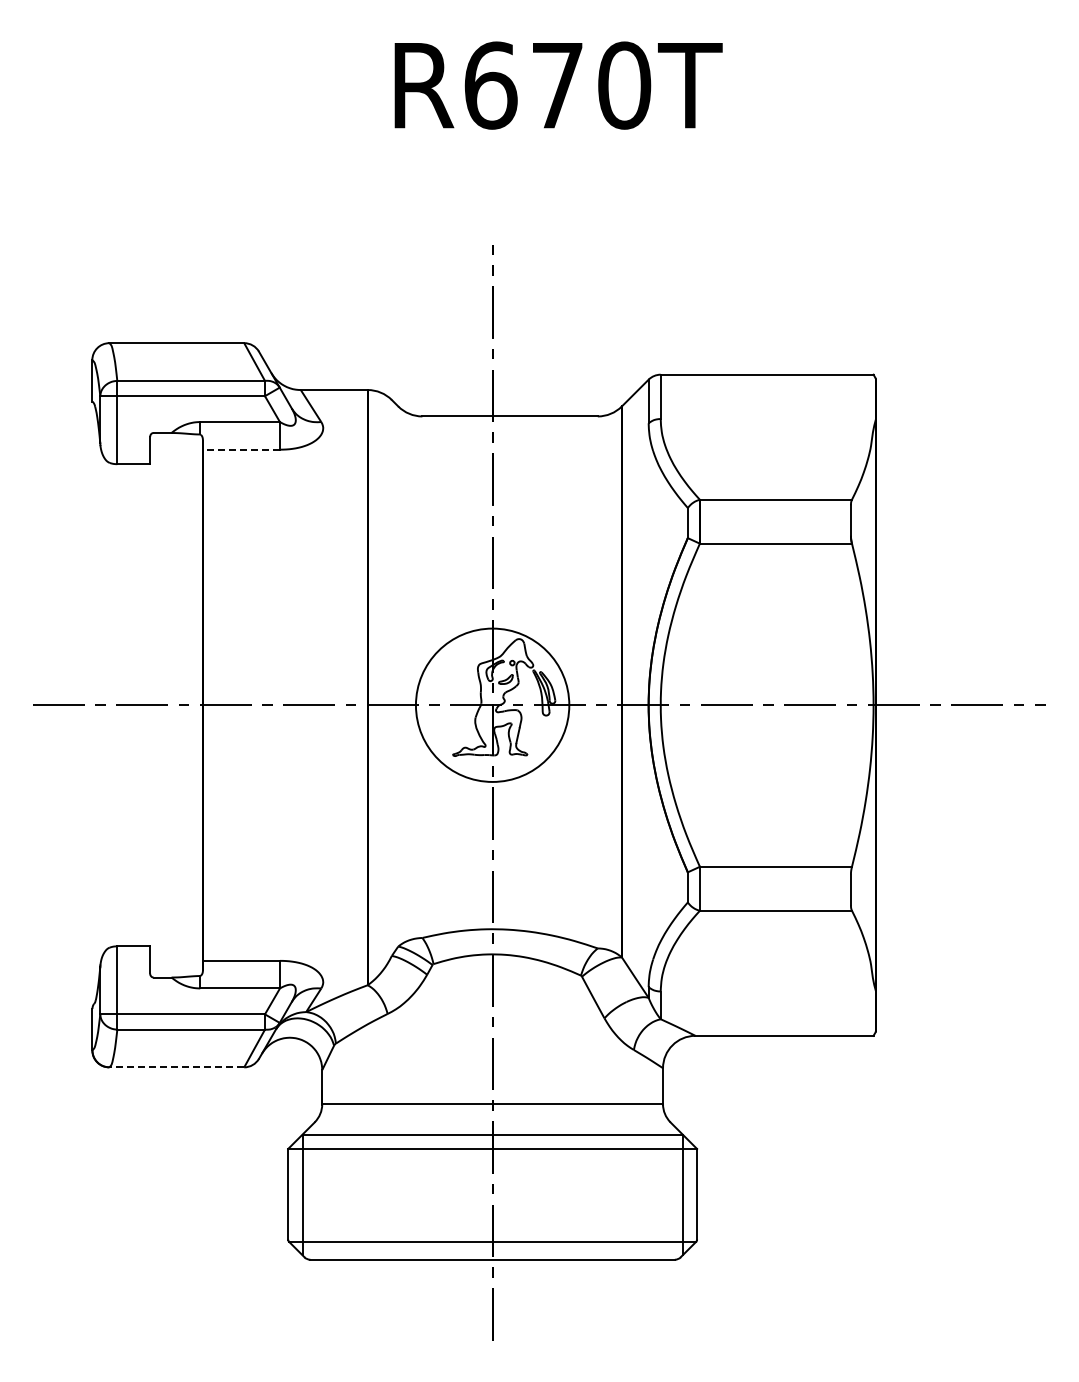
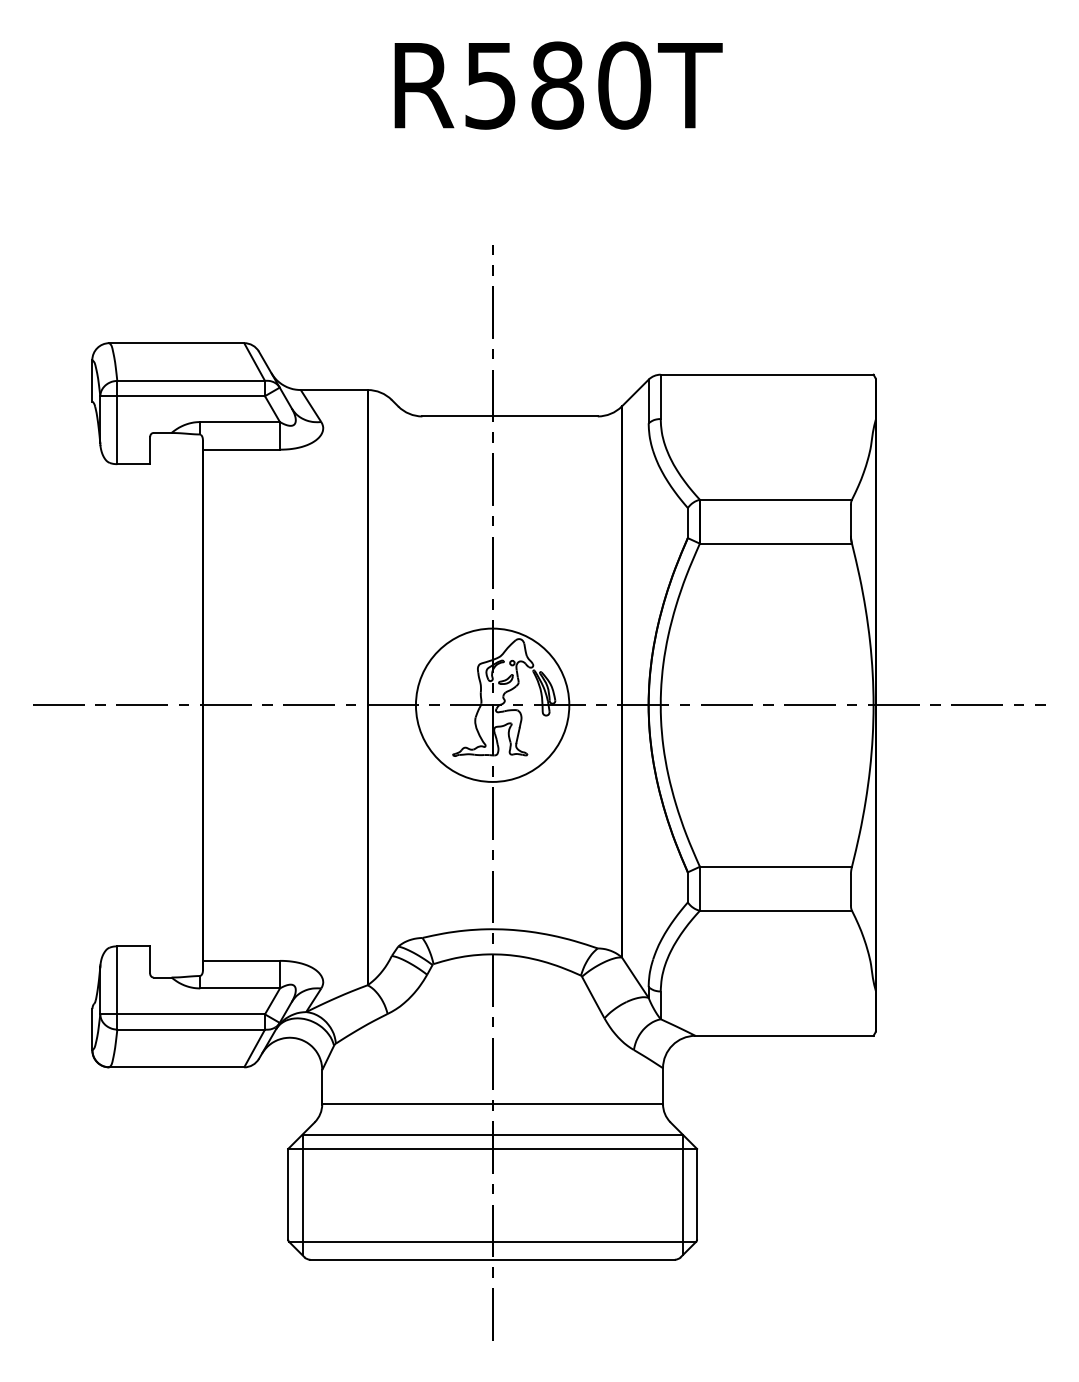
text: R670T -> R580T (524, 85)
line: dashed -> solid (240, 449)
line: dashed -> solid (176, 1067)
